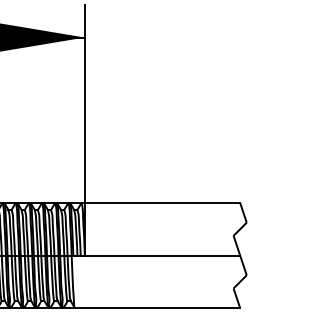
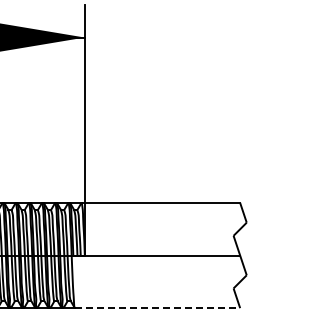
line: solid -> dashed (157, 308)
